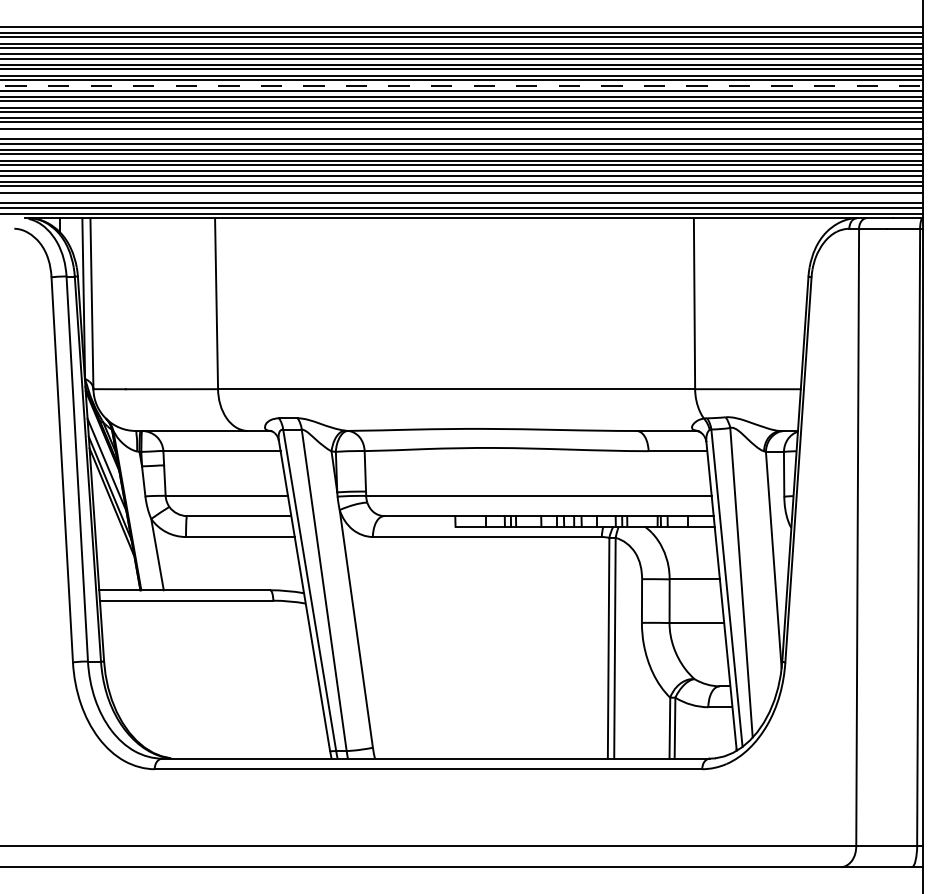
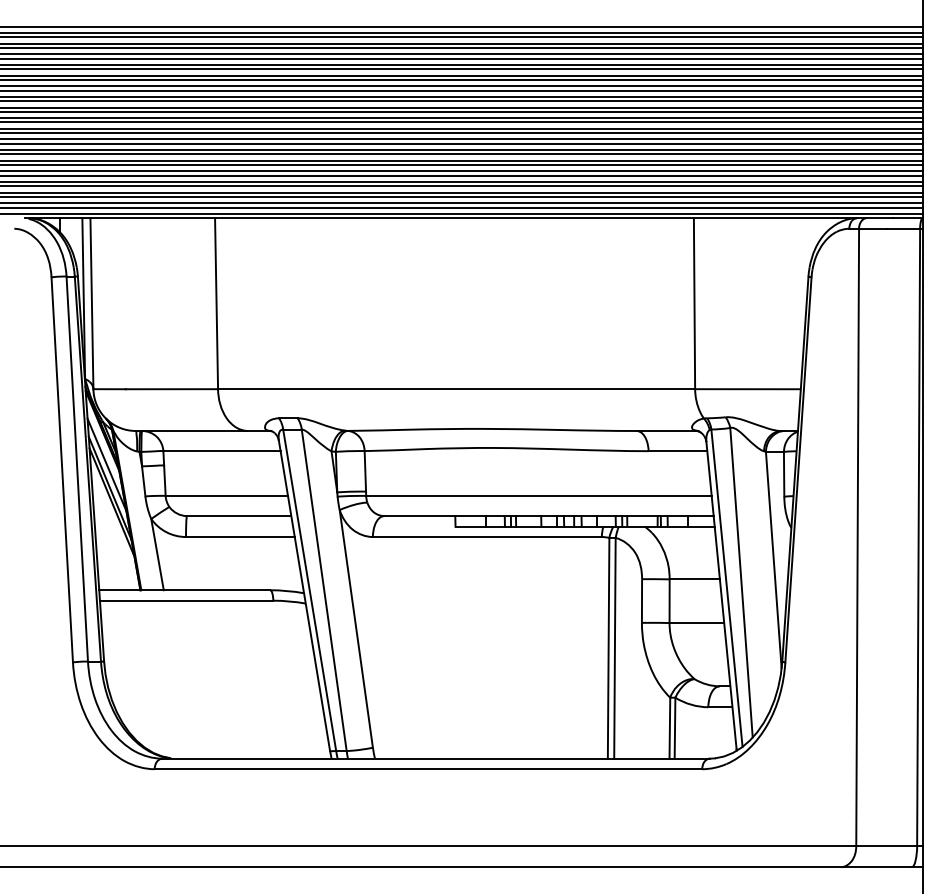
line: dashed -> solid (461, 86)
line: none -> present (462, 133)
line: none -> present (462, 196)
